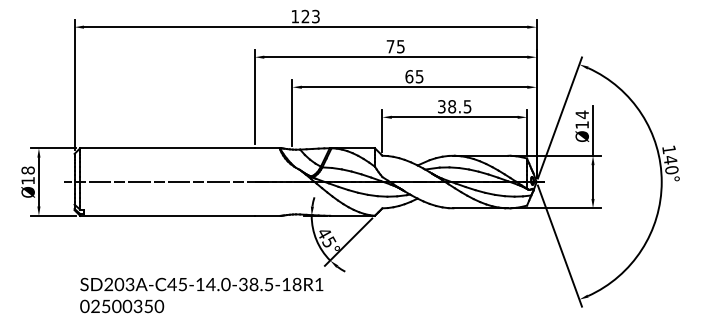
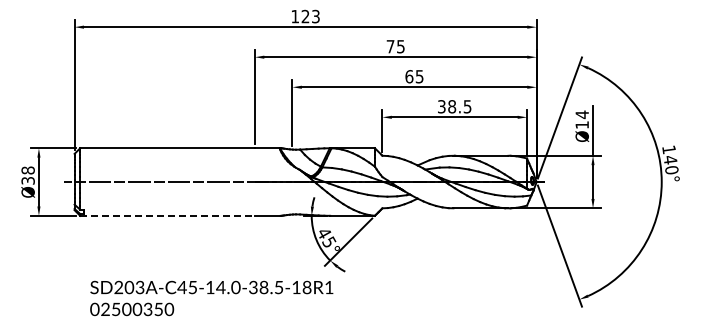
text: Ø18 -> Ø38 (27, 180)
line: solid -> dashed (168, 215)
text position: (201, 295) -> (211, 298) (211, 298)
